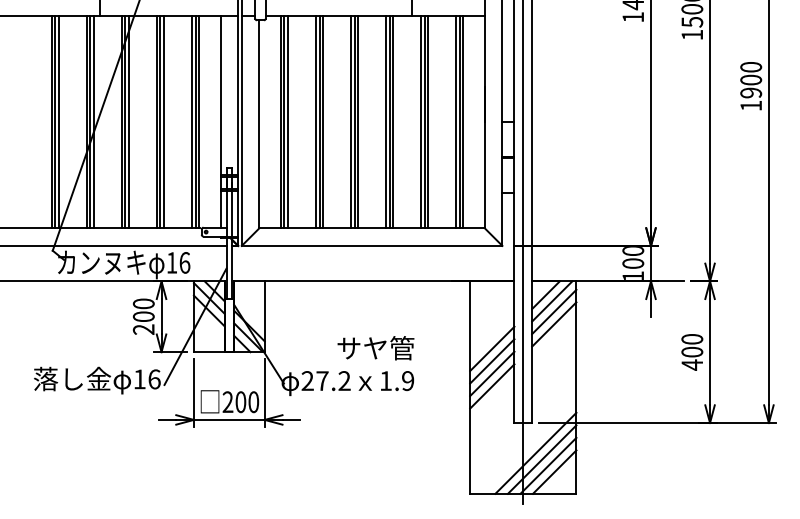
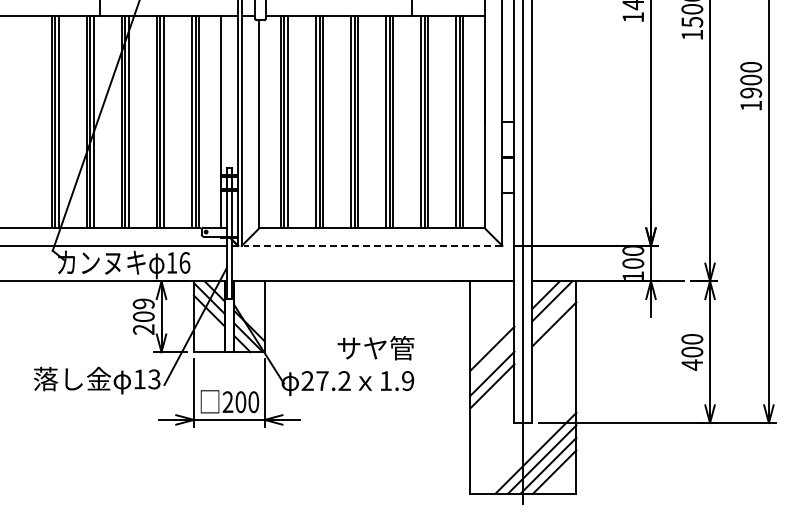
line: solid -> dashed (372, 245)
text: 200 -> 209 (143, 303)
line: present -> none (554, 311)
line: present -> none (492, 361)
text: 16 -> 13 (154, 379)
